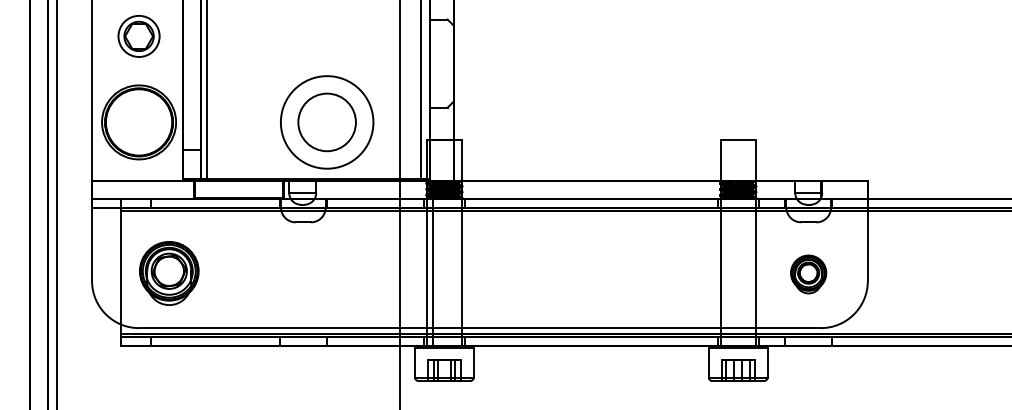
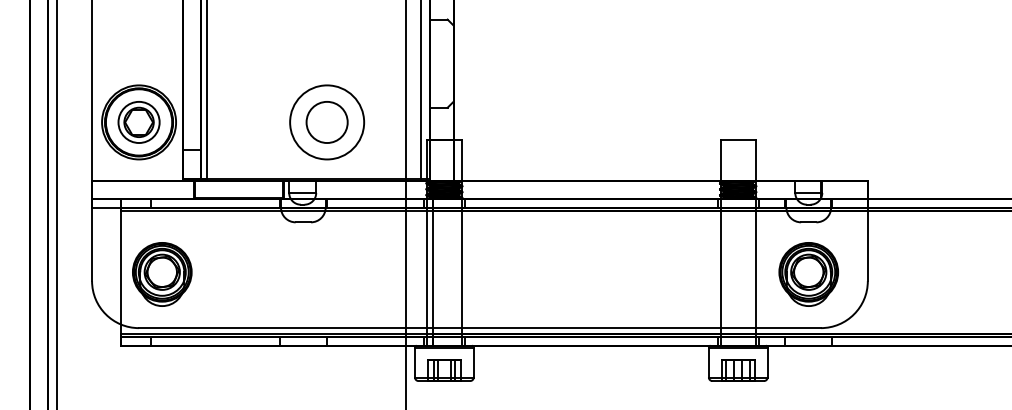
part position: (138, 36) -> (138, 122) (138, 122)
circle diameter: 58 px -> 41 px (326, 122)
circle diameter: 93 px -> 74 px (327, 122)
line position: (400, 204) -> (406, 204) (406, 204)
part position: (169, 273) -> (162, 274) (162, 274)
part size: 38x41 px -> 61x65 px (808, 274)
